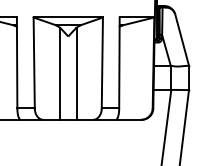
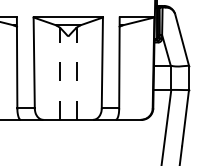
line: solid -> dashed (59, 73)
line: solid -> dashed (76, 73)
